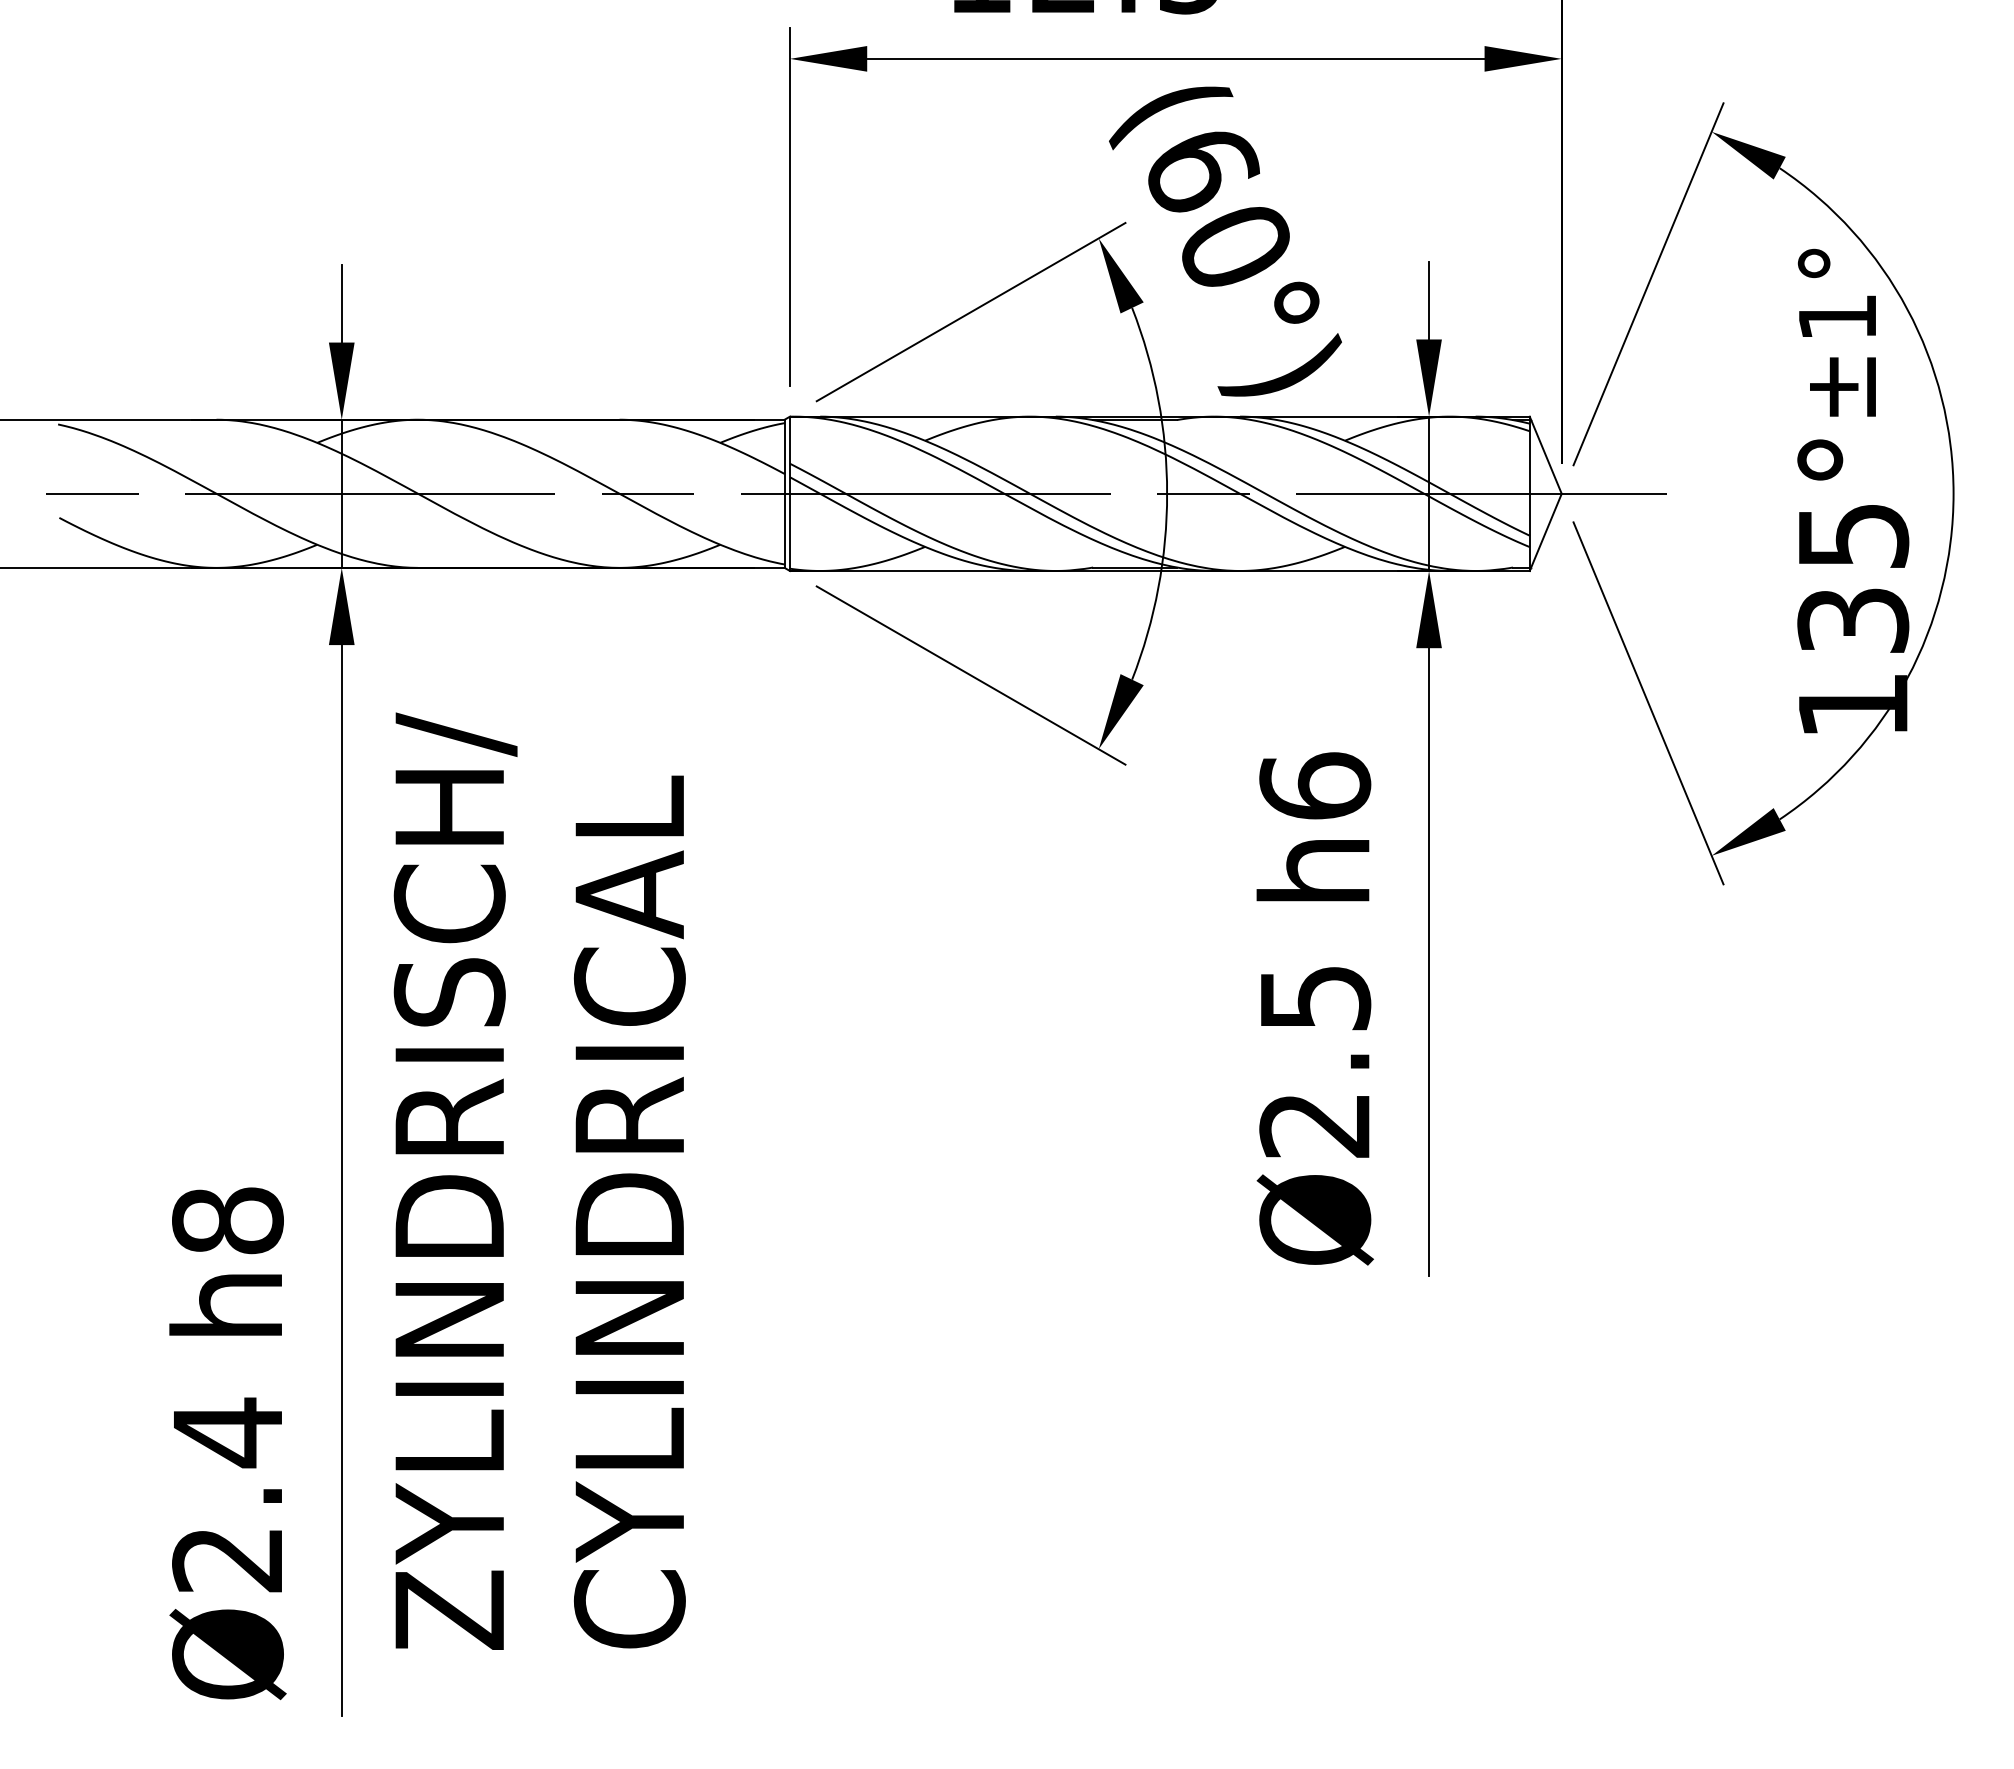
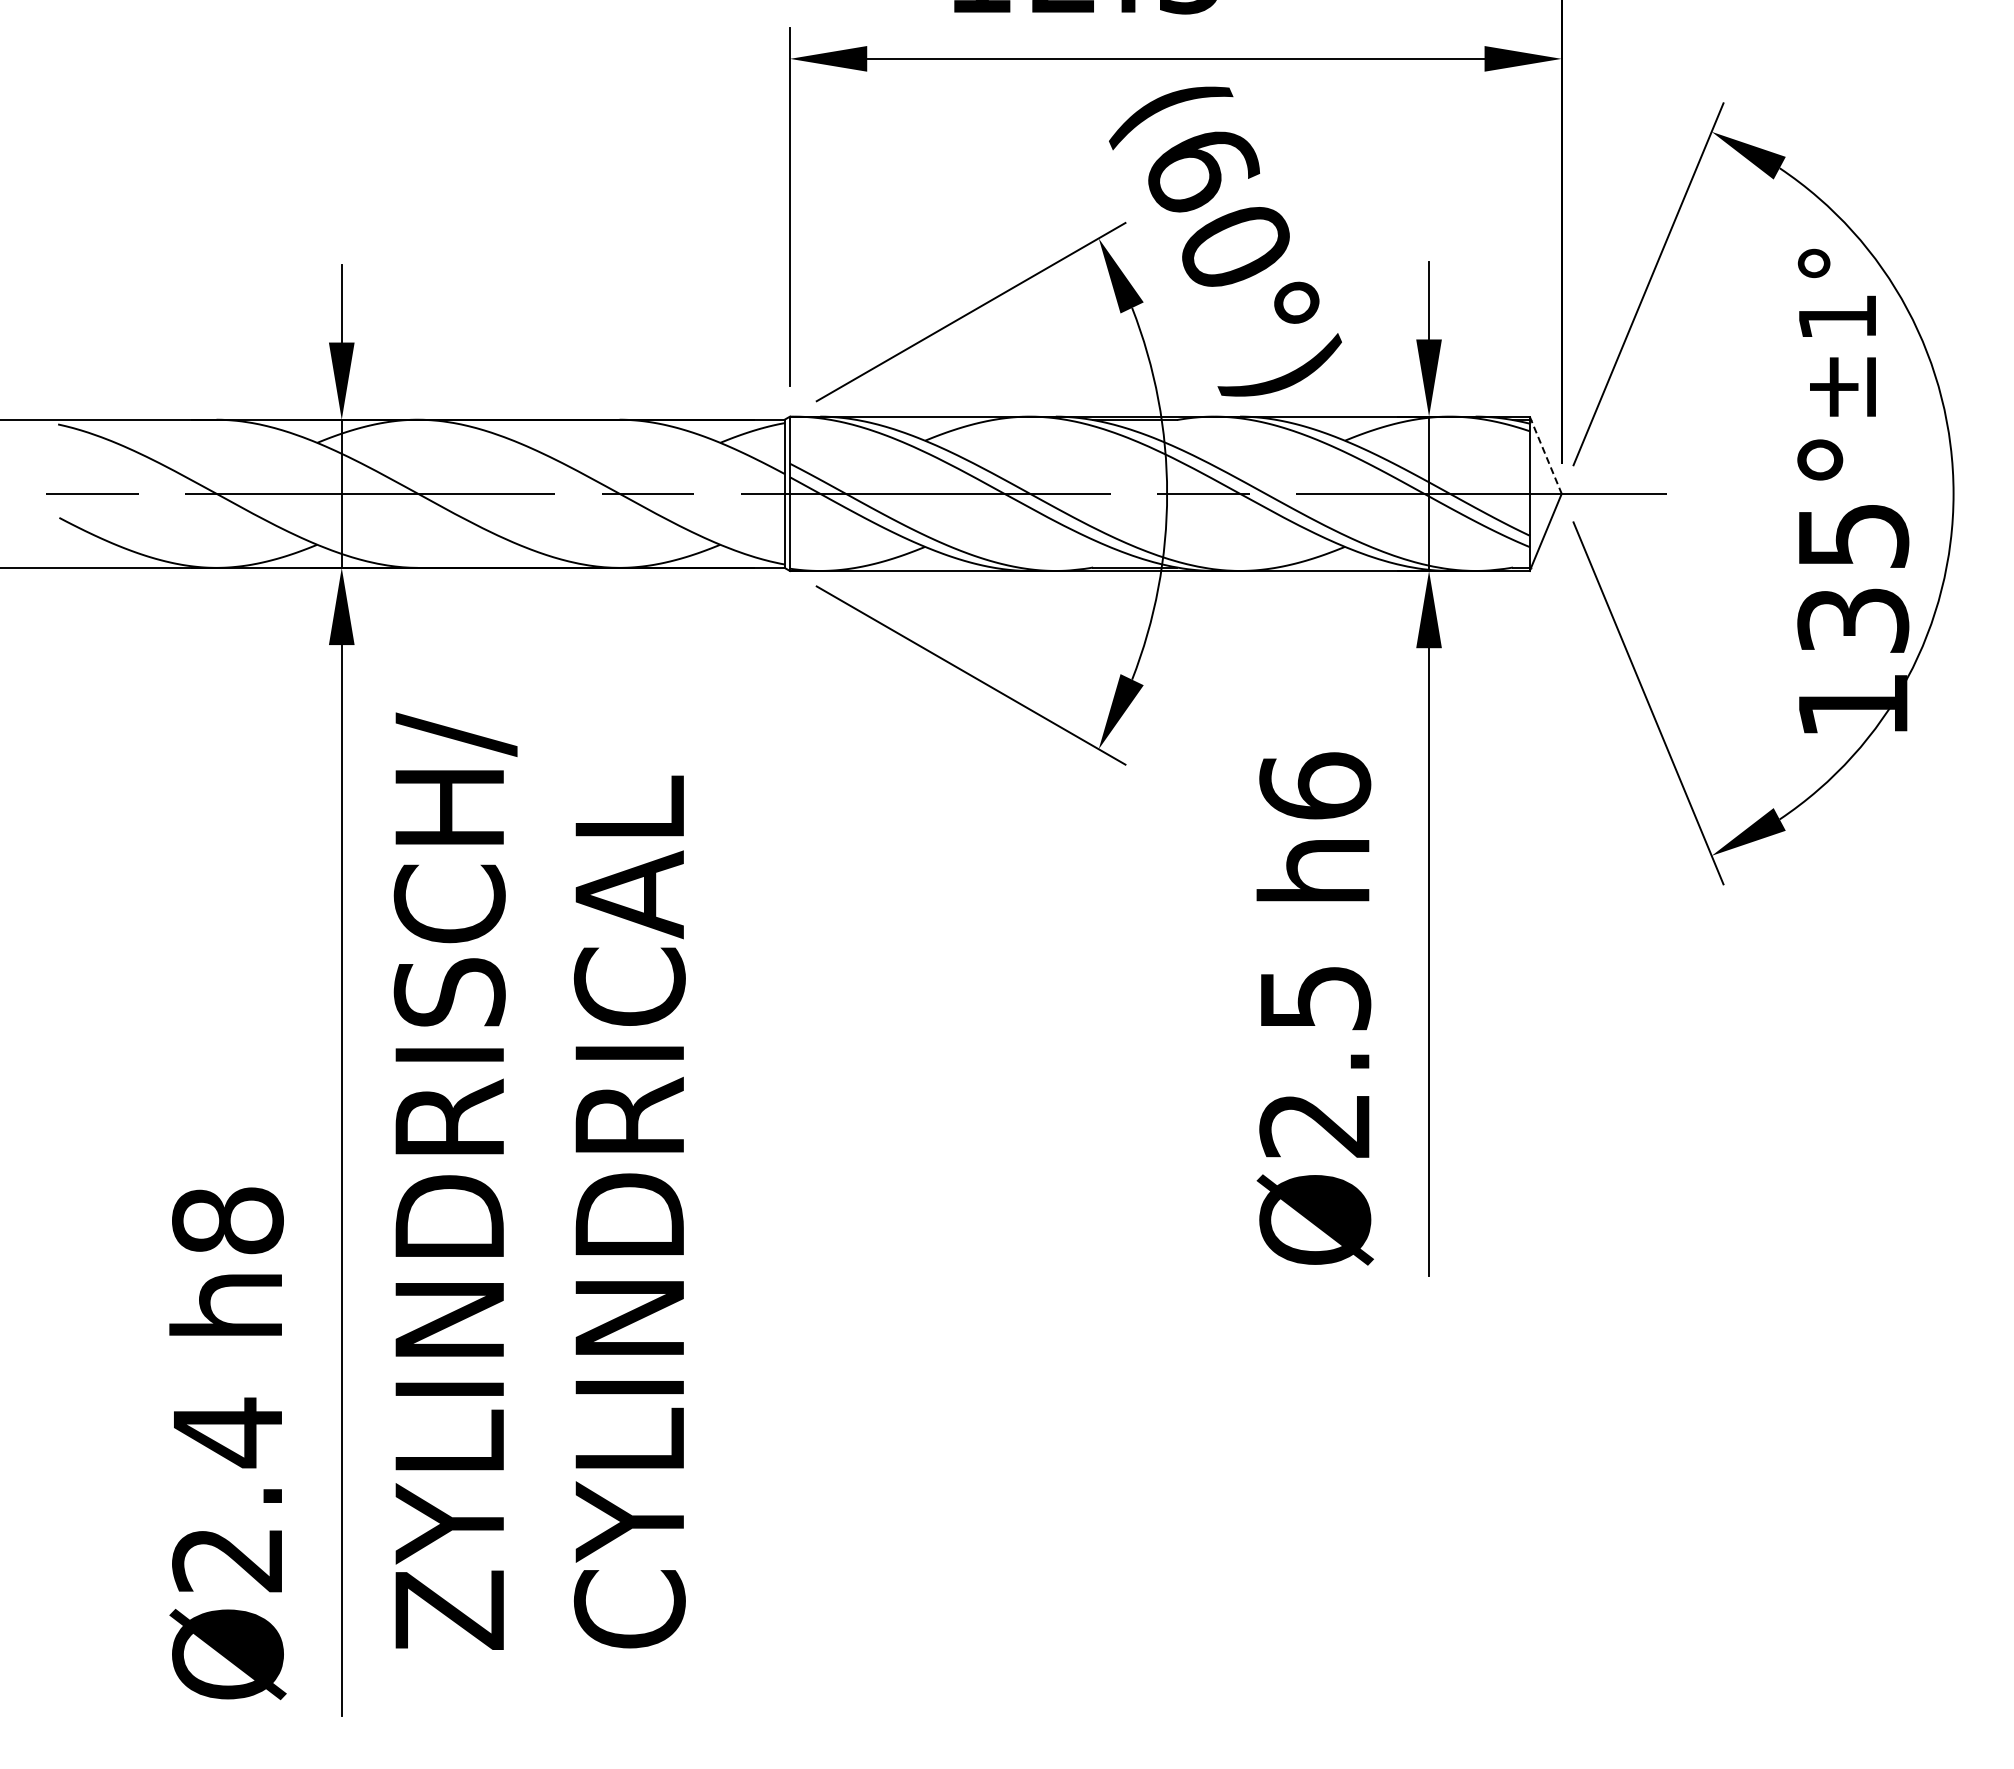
line: solid -> dashed (1545, 455)
